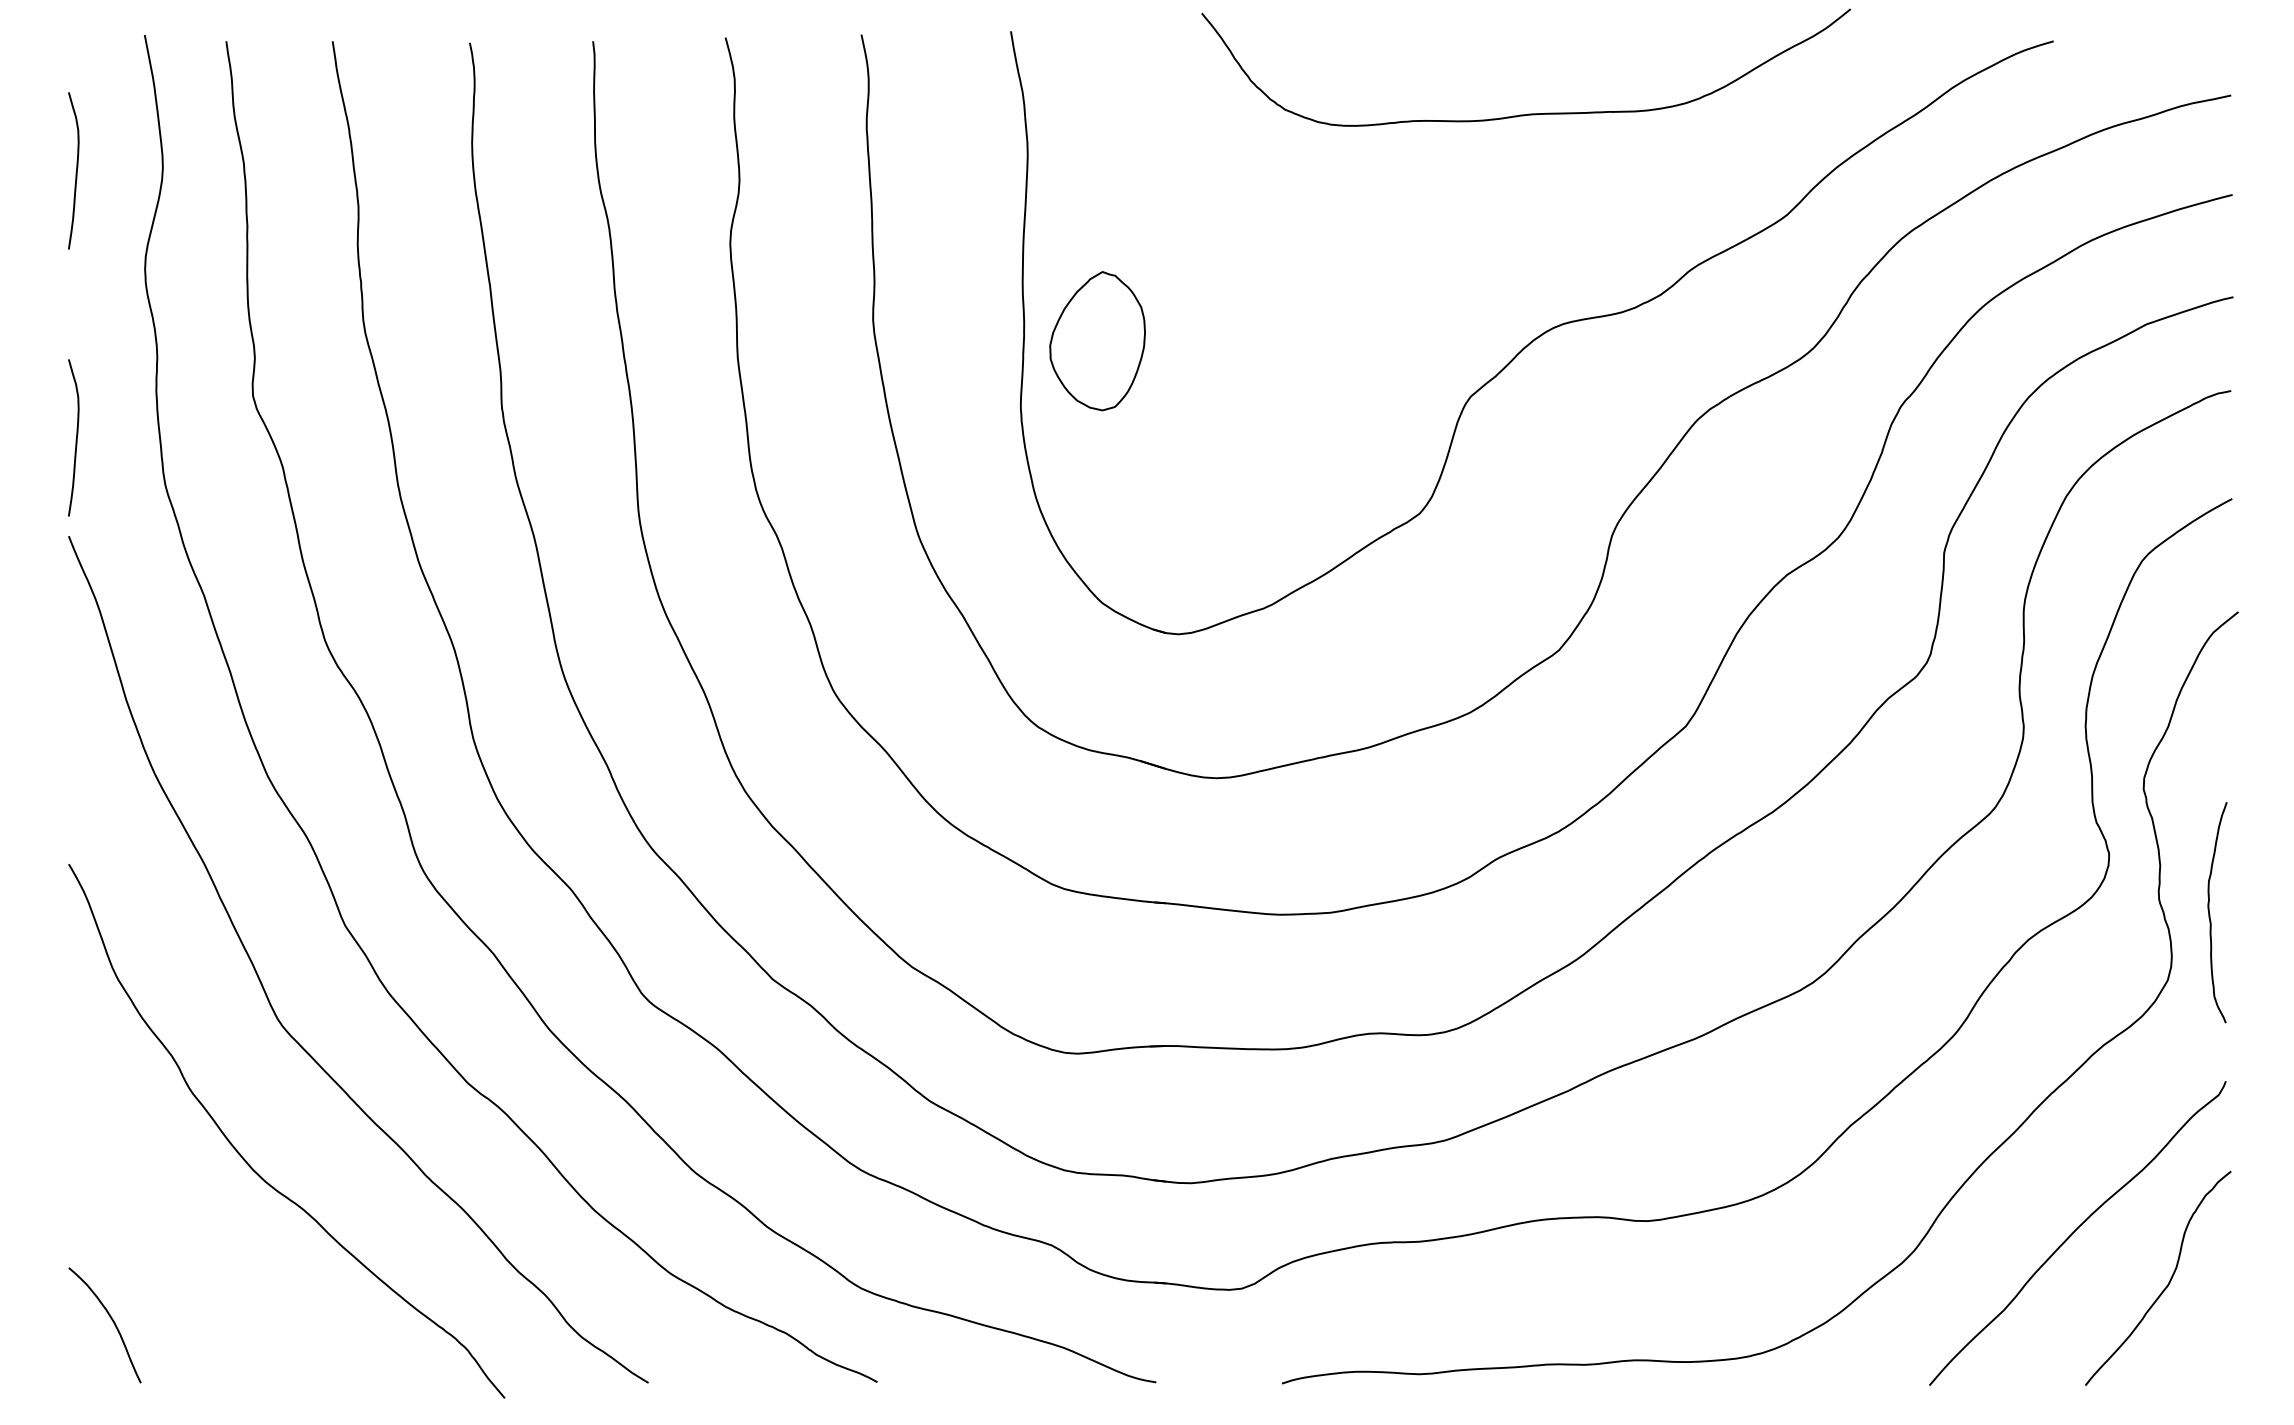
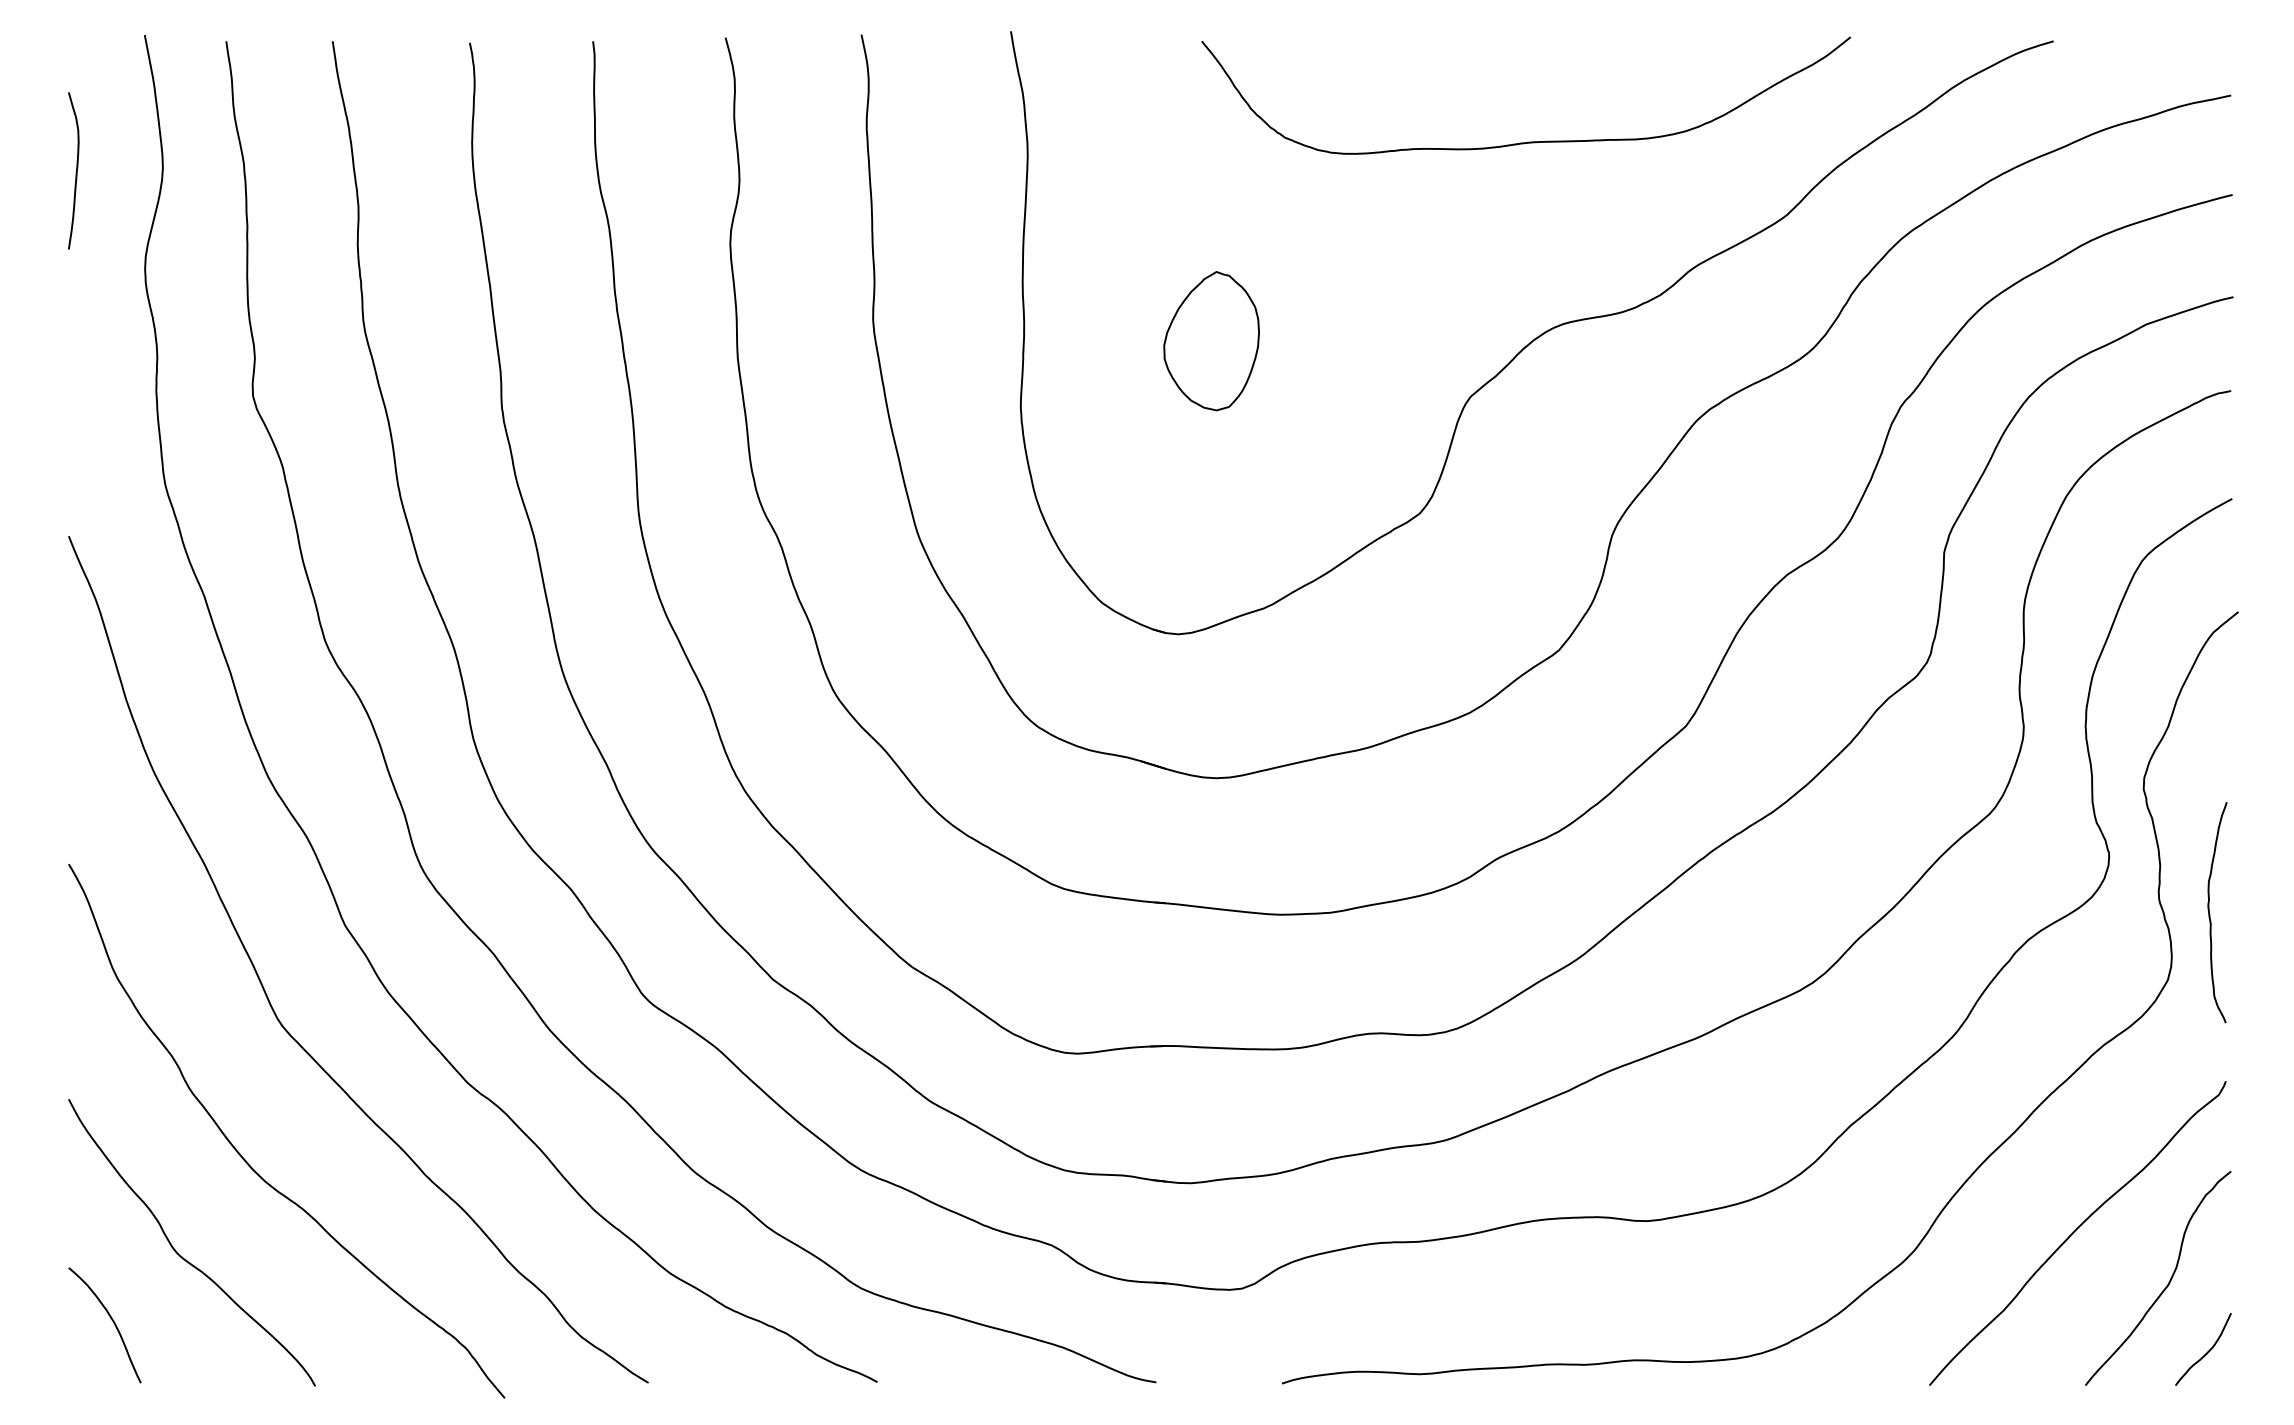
curve position: (1528, 113) -> (1528, 141) (1528, 141)
part position: (1097, 341) -> (1211, 341) (1211, 341)
curve: present -> none (75, 439)
curve: none -> present (181, 1255)
curve: none -> present (2206, 1352)
